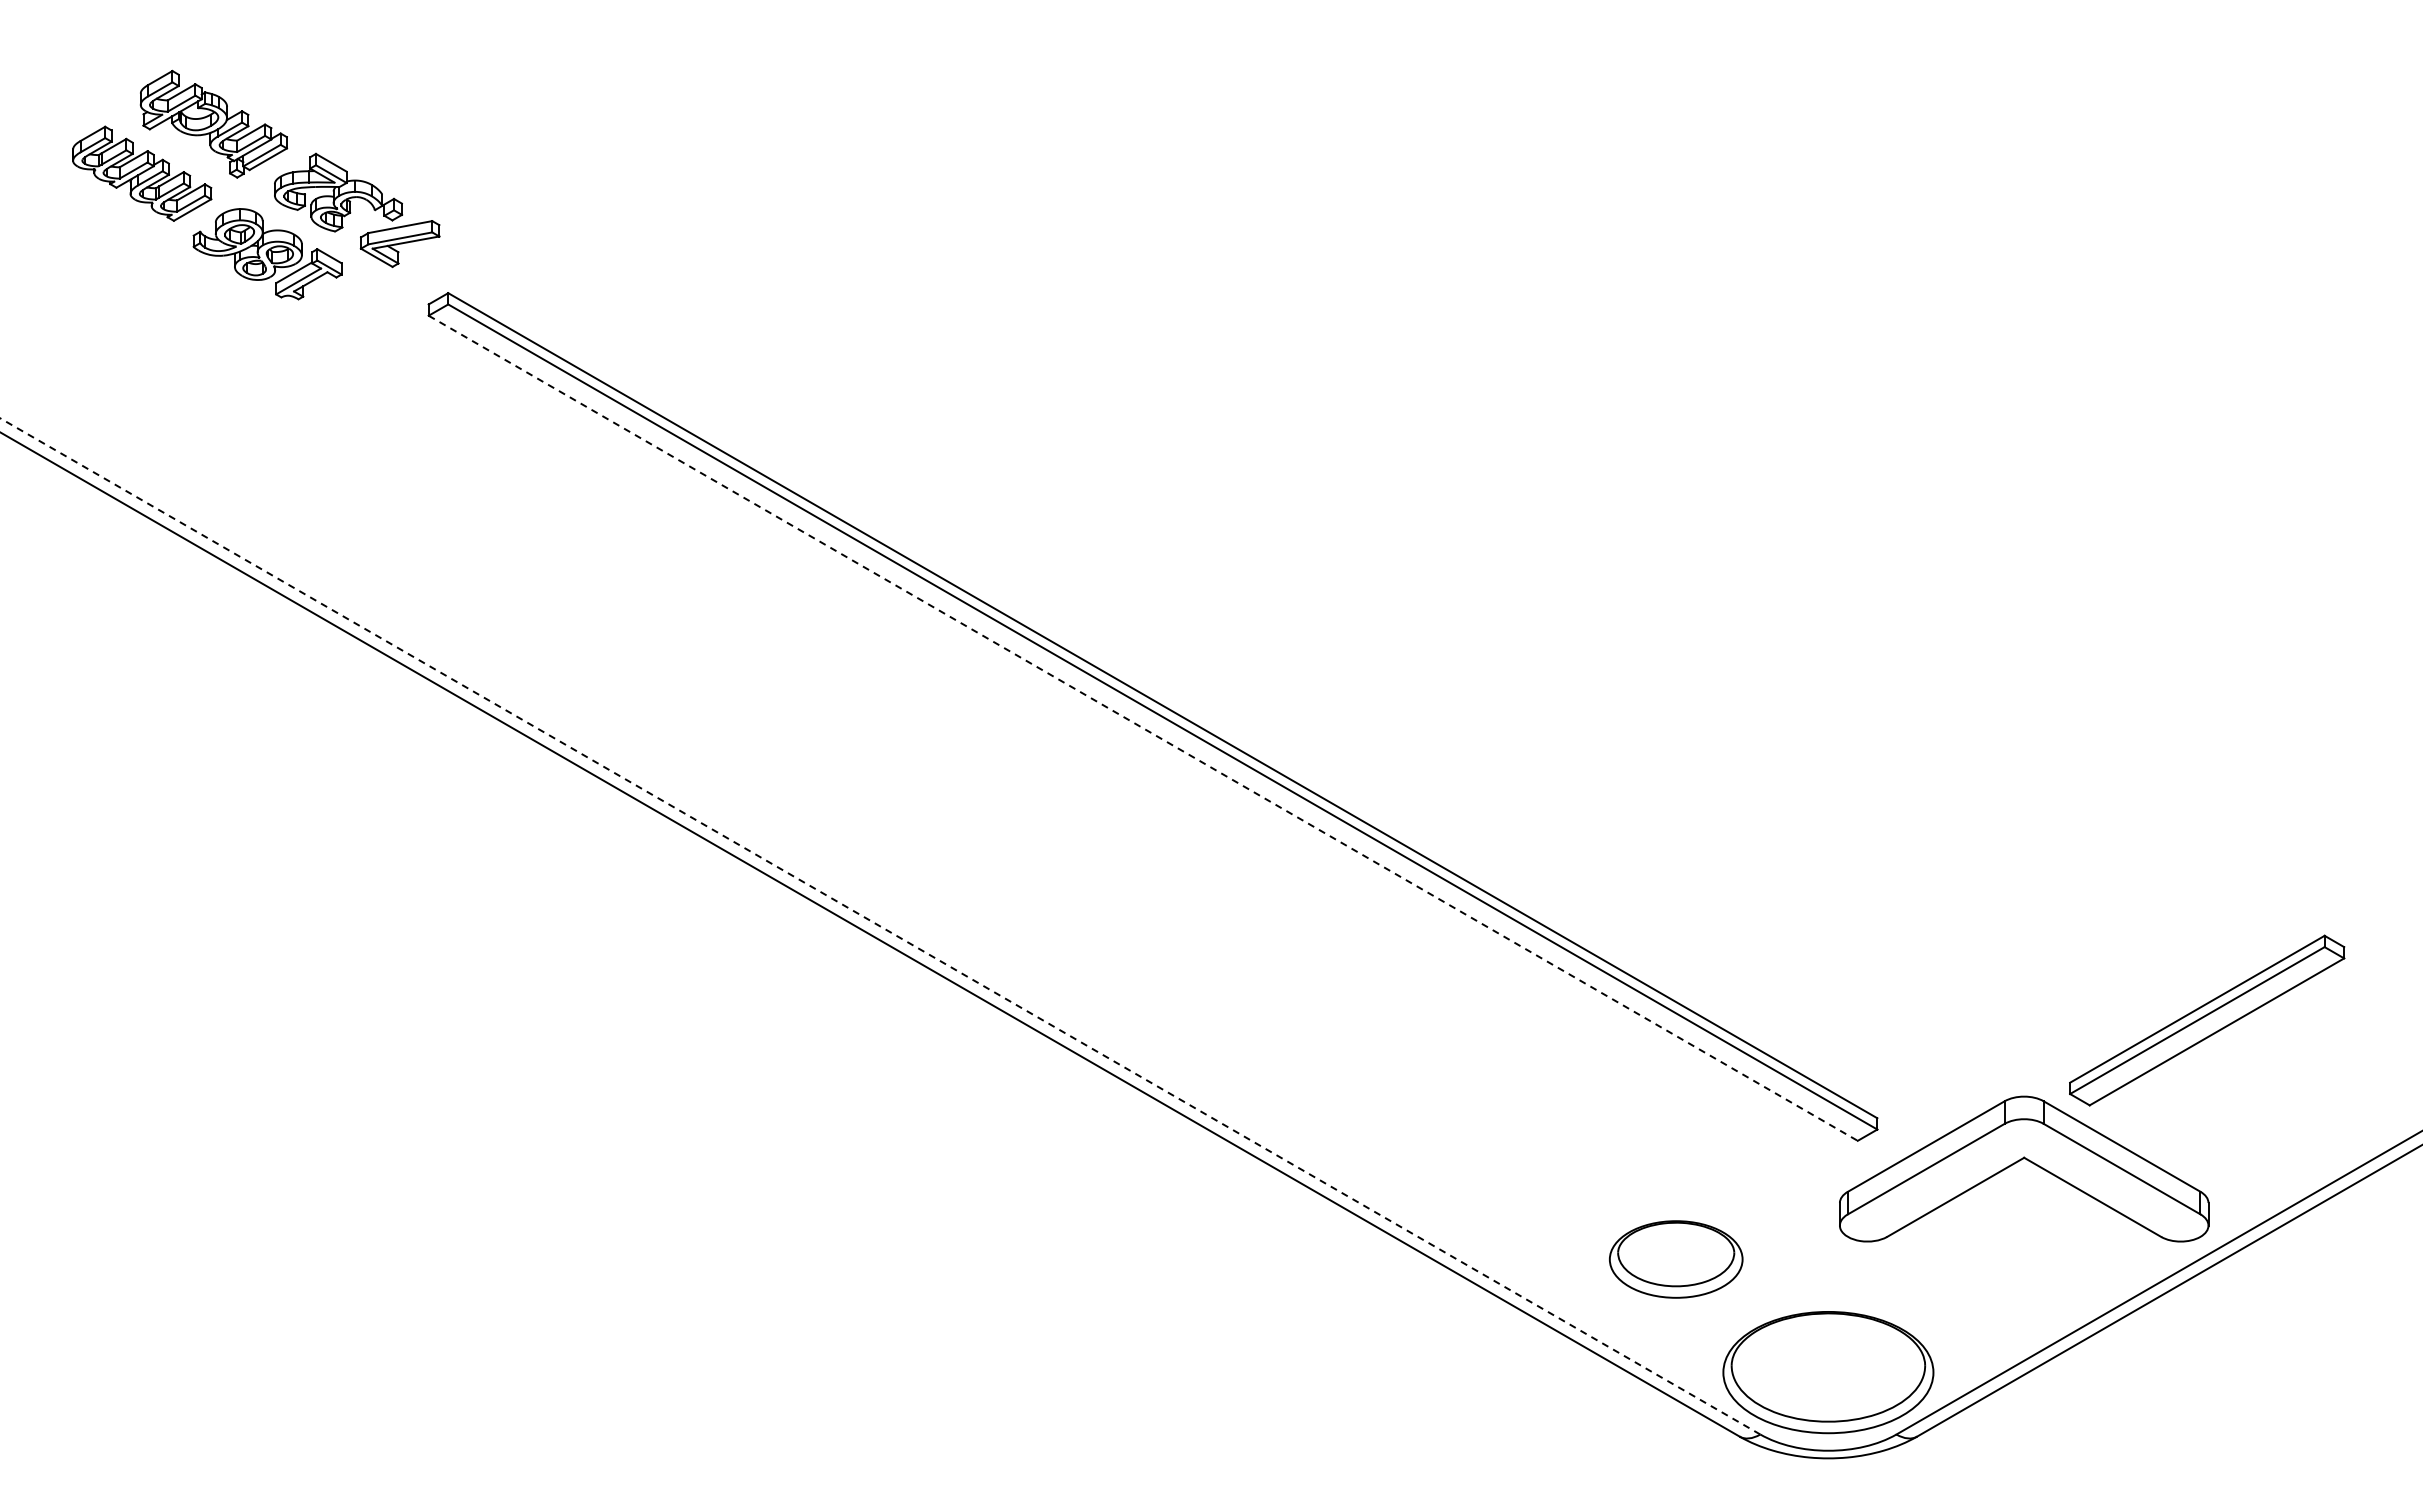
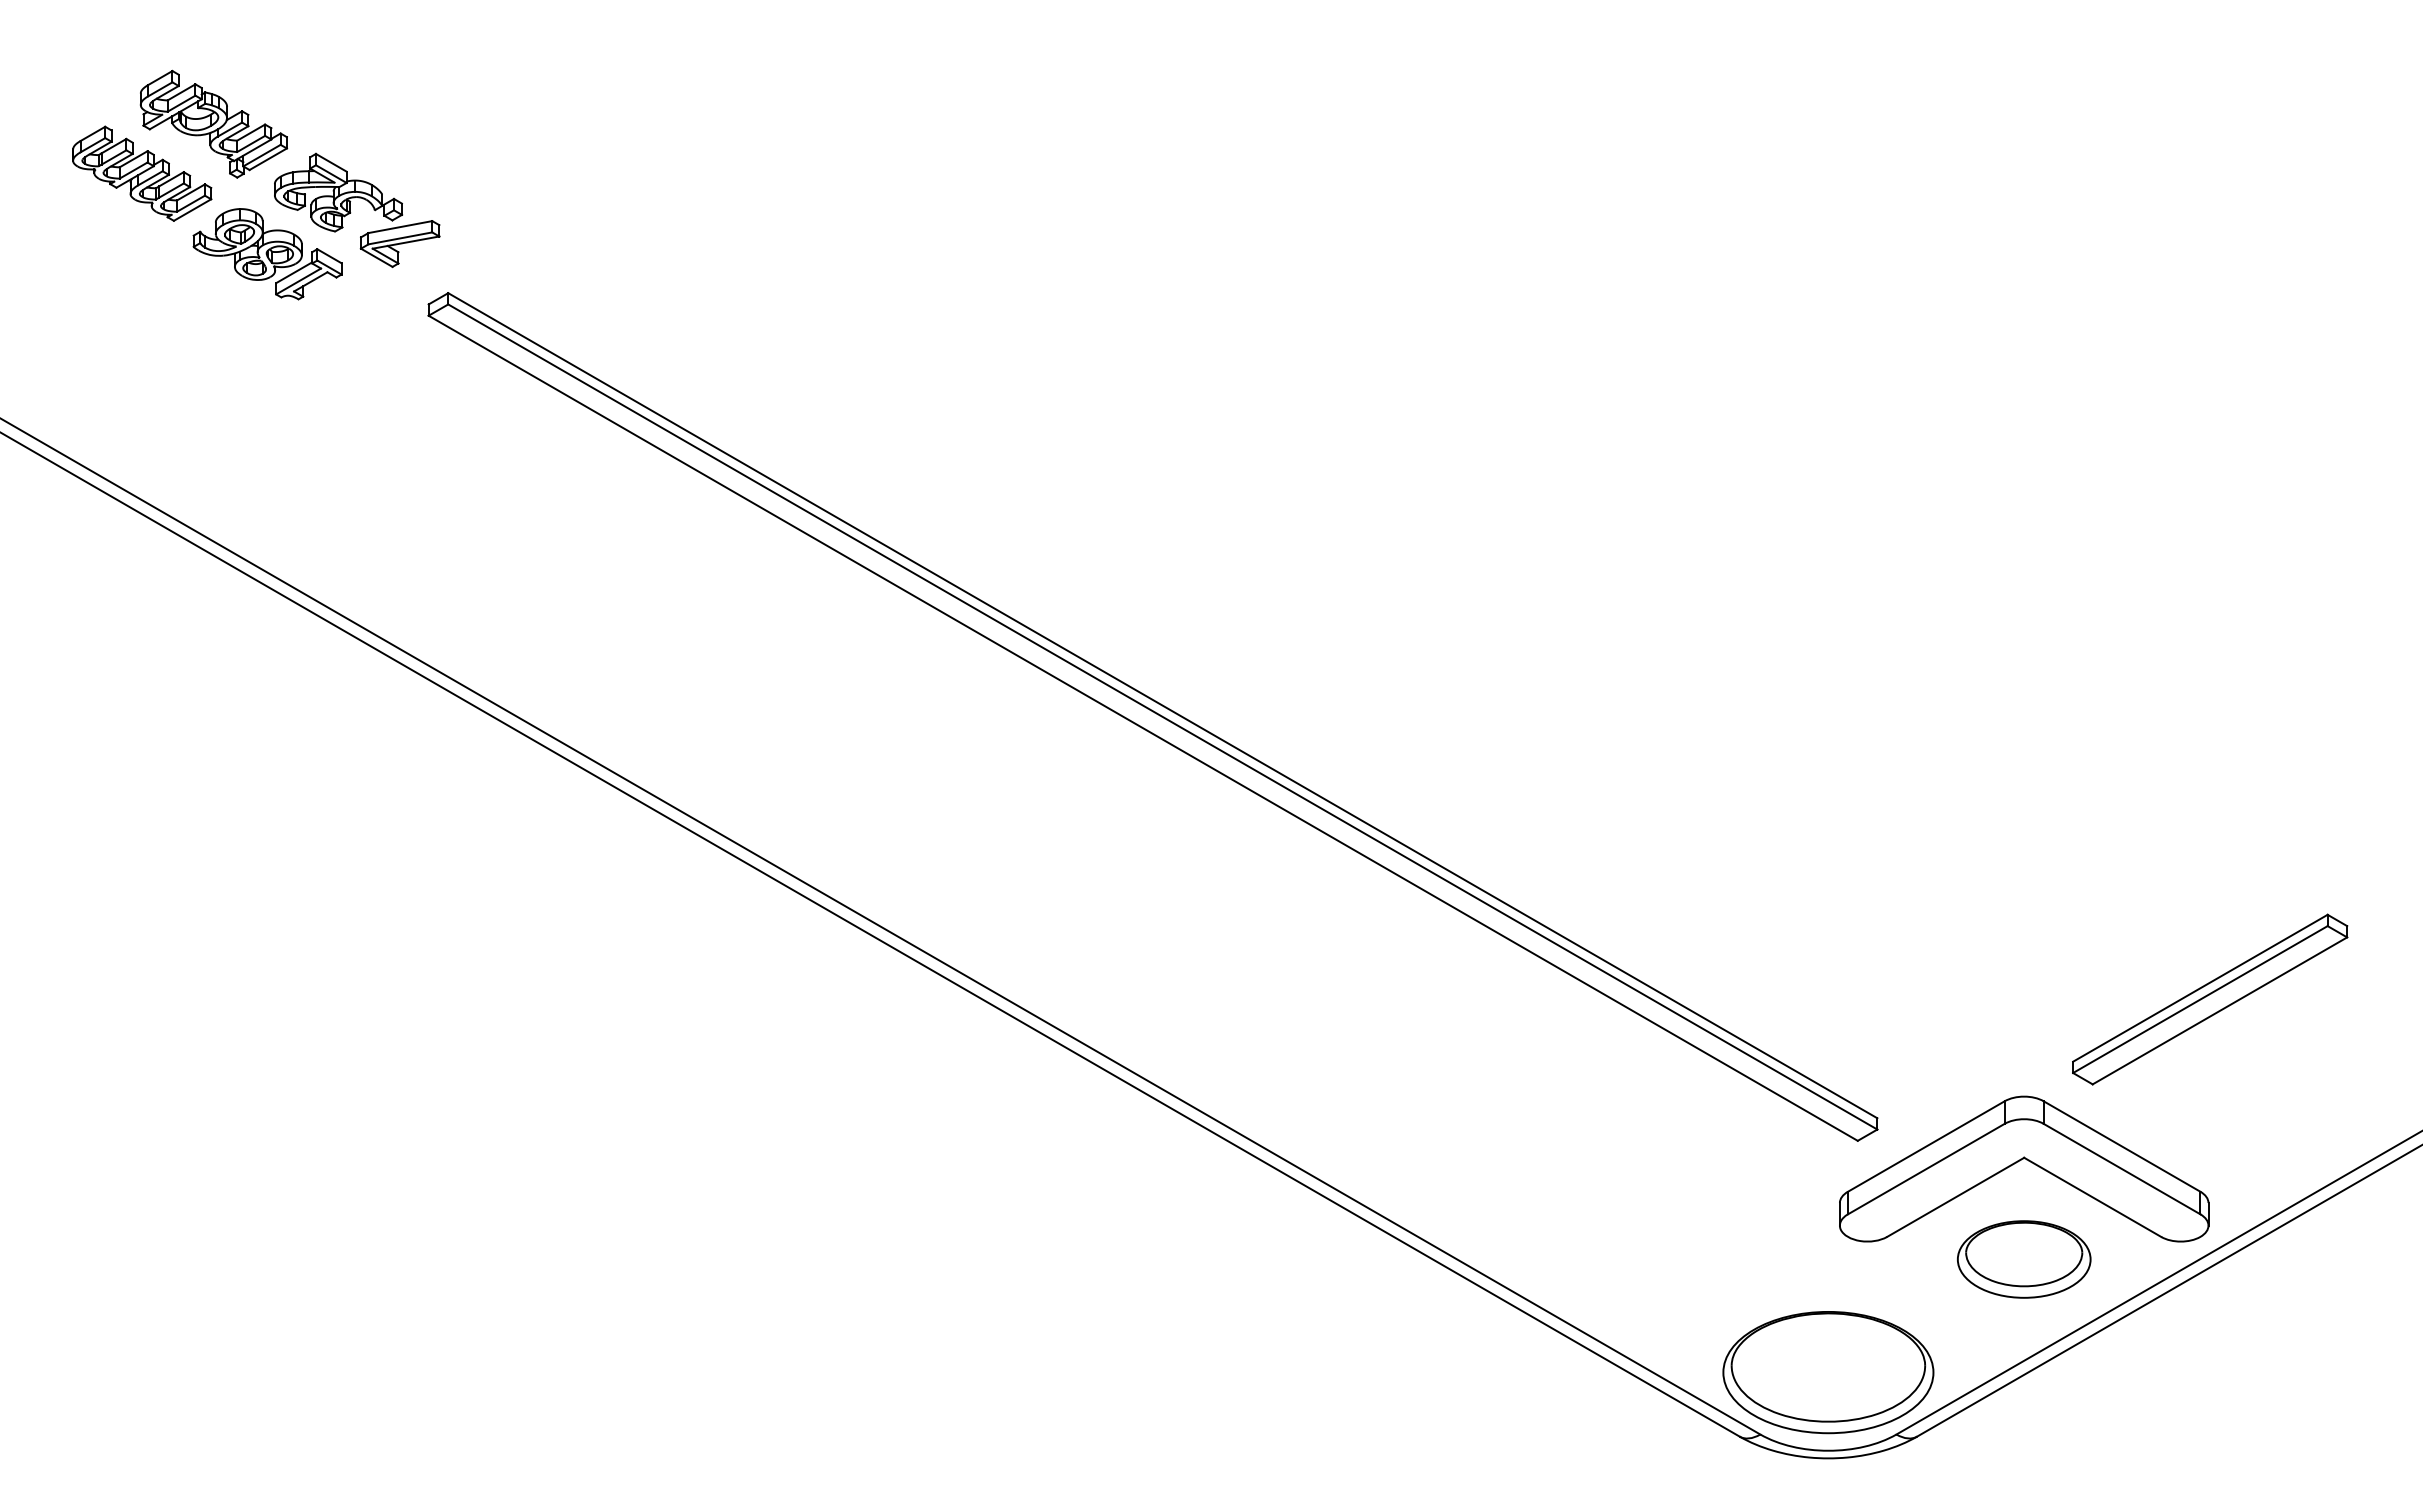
line: dashed -> solid (1143, 728)
line: dashed -> solid (880, 926)
part position: (2207, 1020) -> (2210, 999) (2210, 999)
part position: (1676, 1259) -> (2024, 1259) (2024, 1259)
